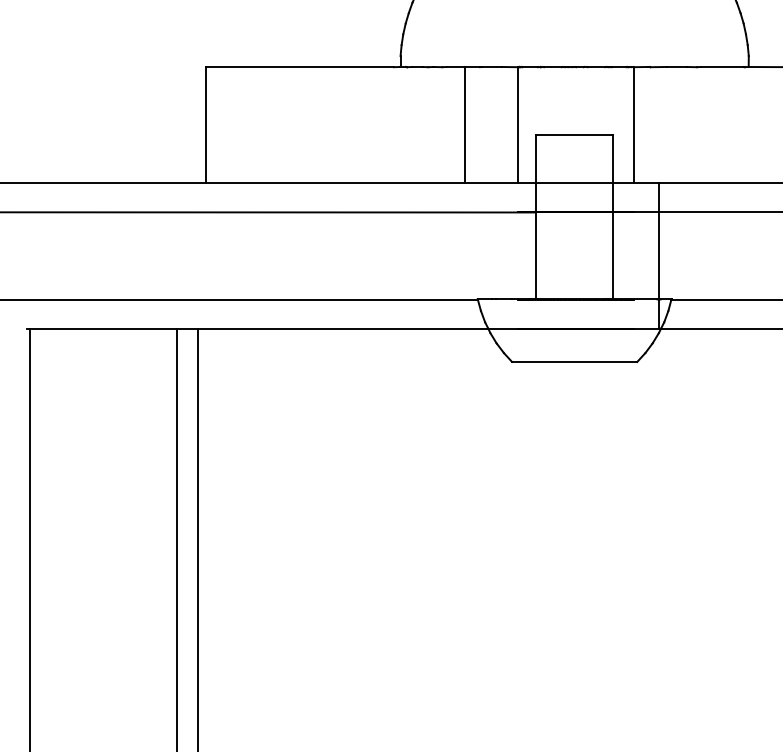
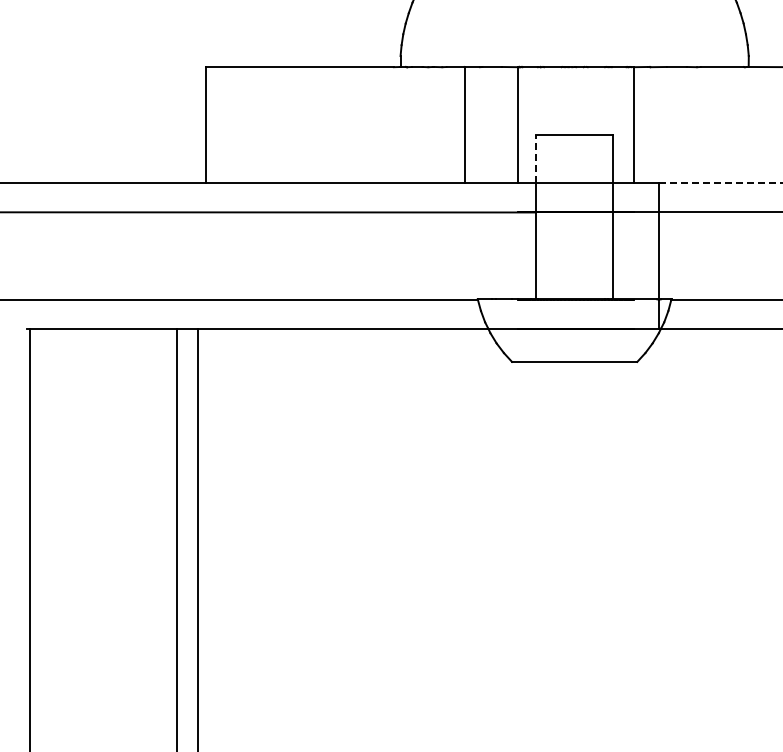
line: solid -> dashed (535, 158)
line: solid -> dashed (720, 183)
